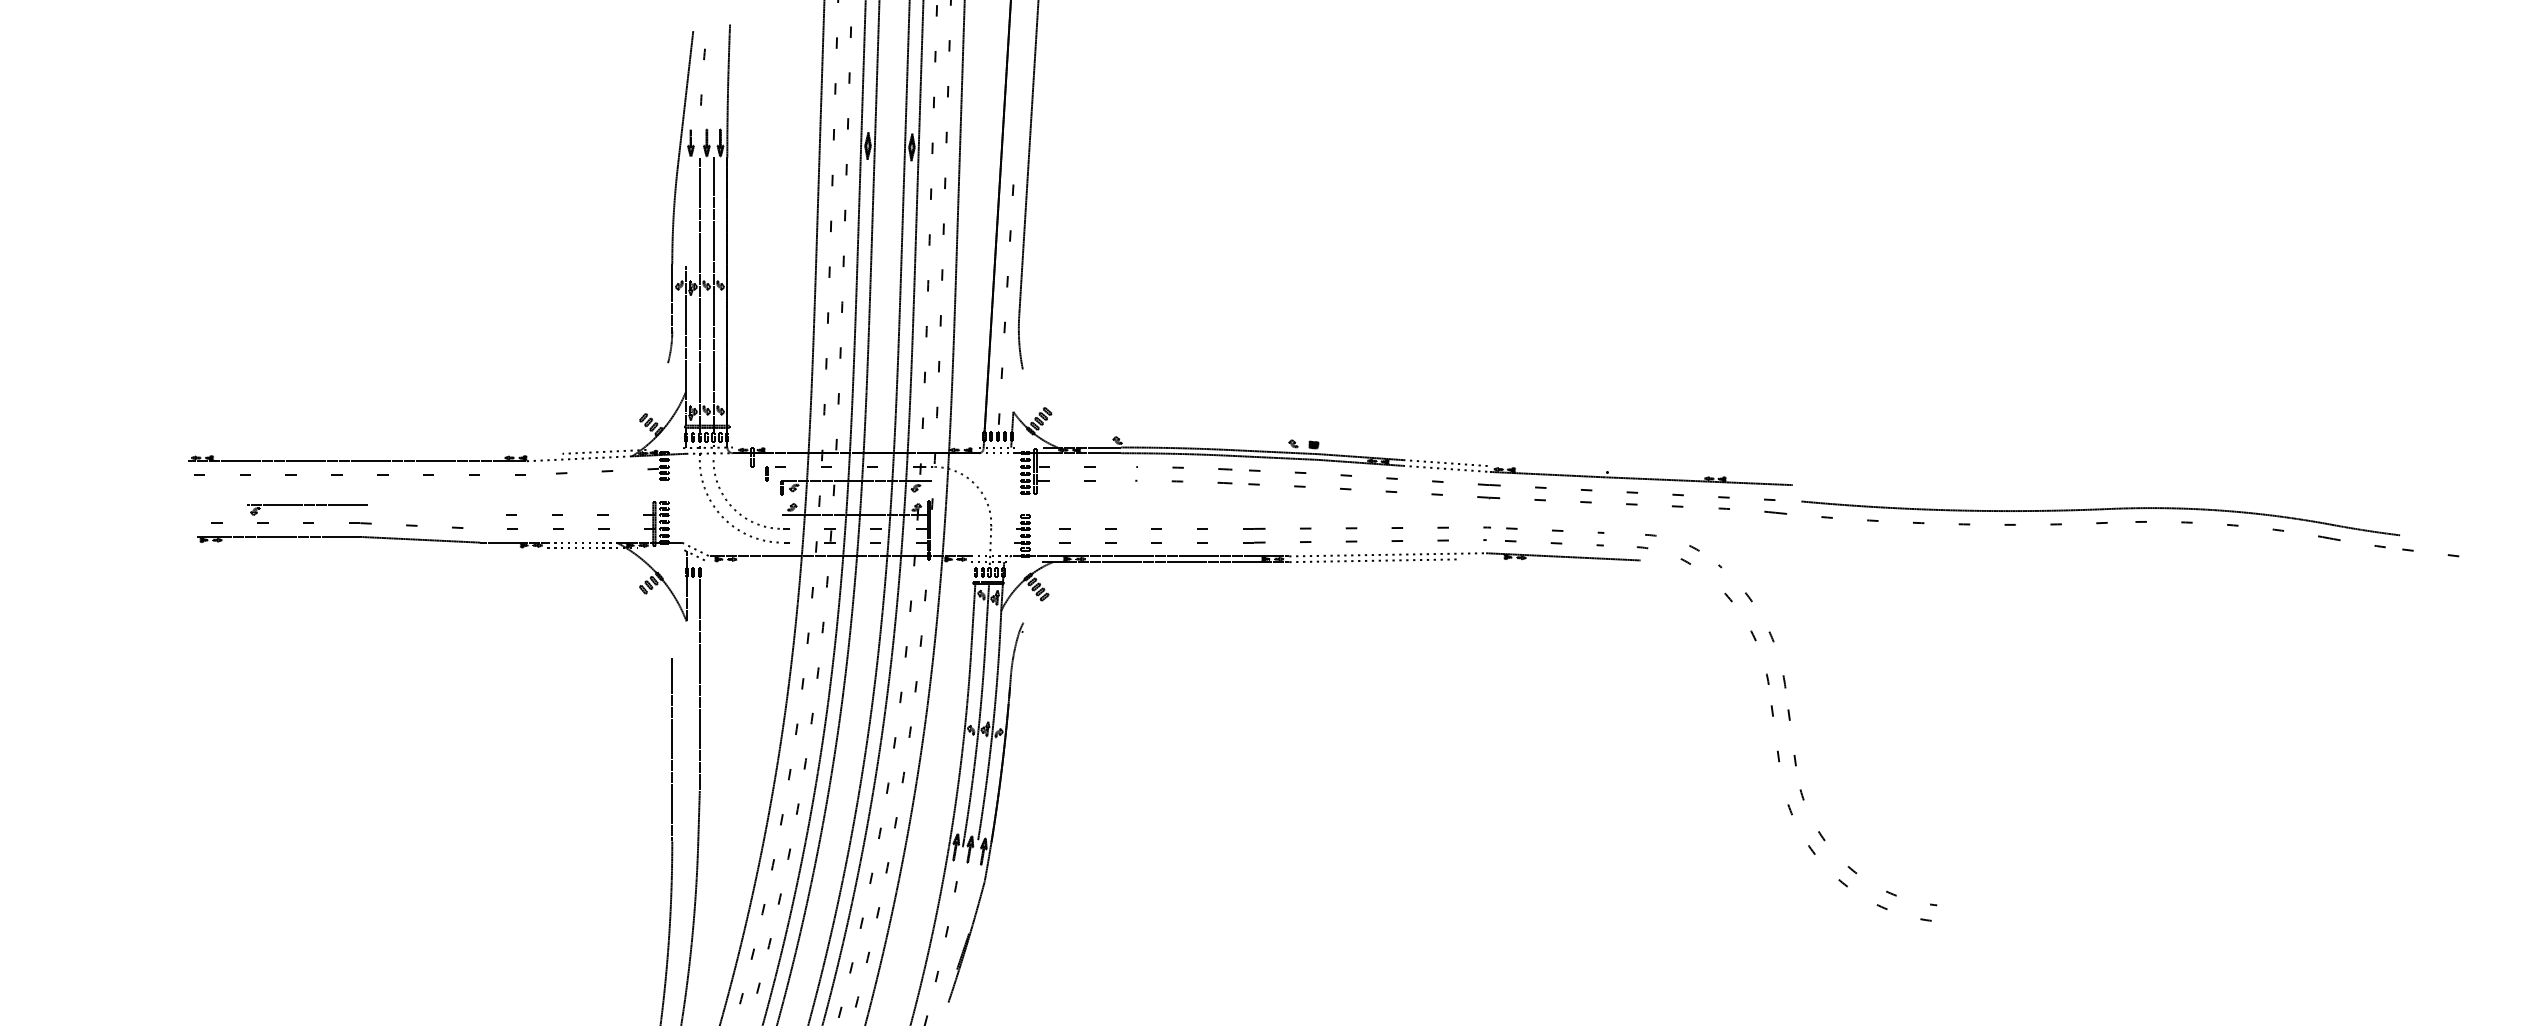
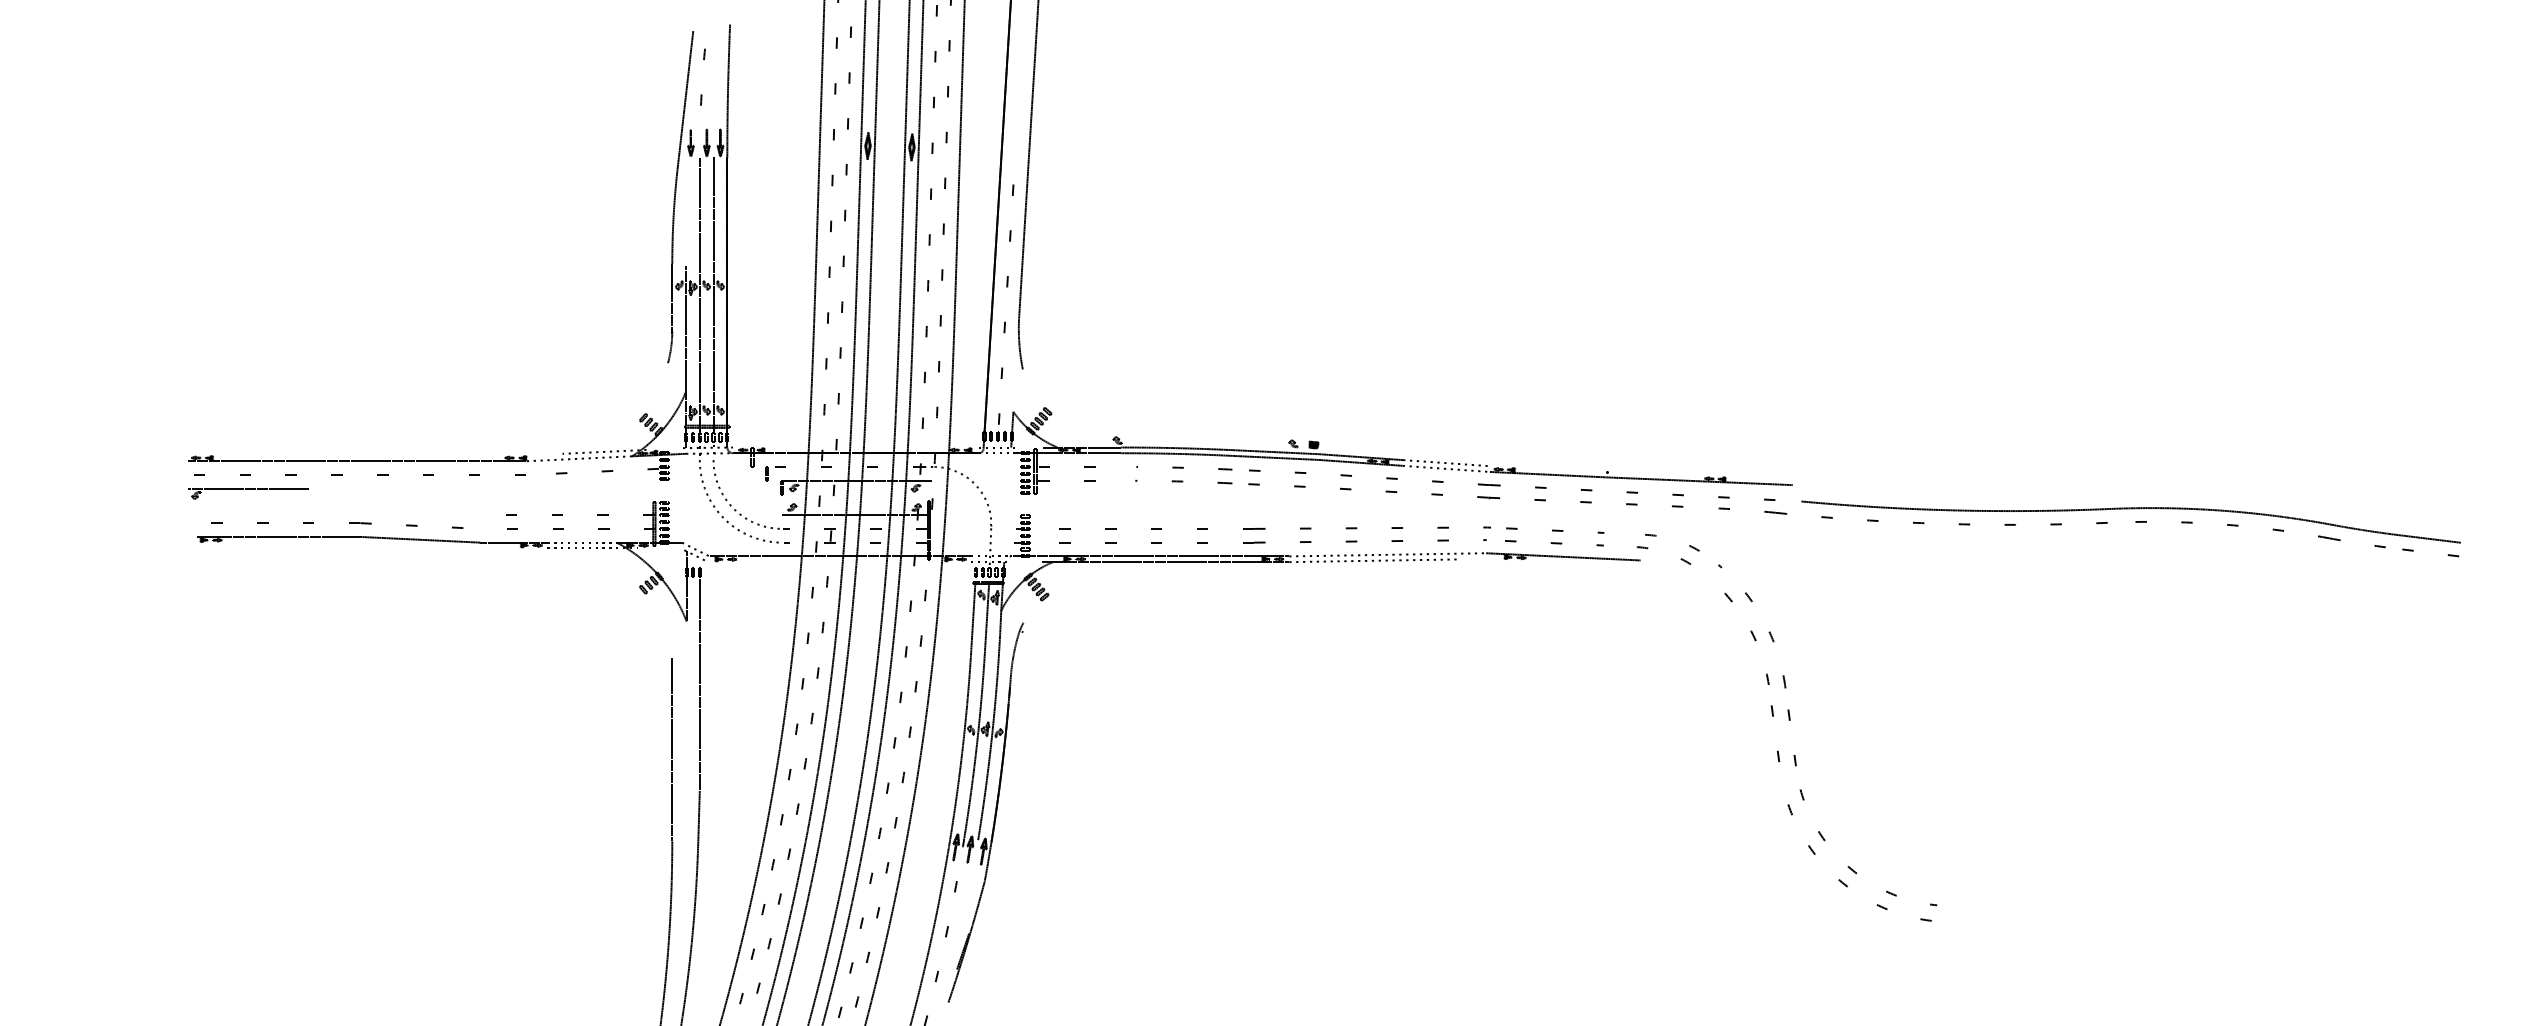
part position: (307, 509) -> (248, 493) (248, 493)
line: none -> present (2430, 538)
